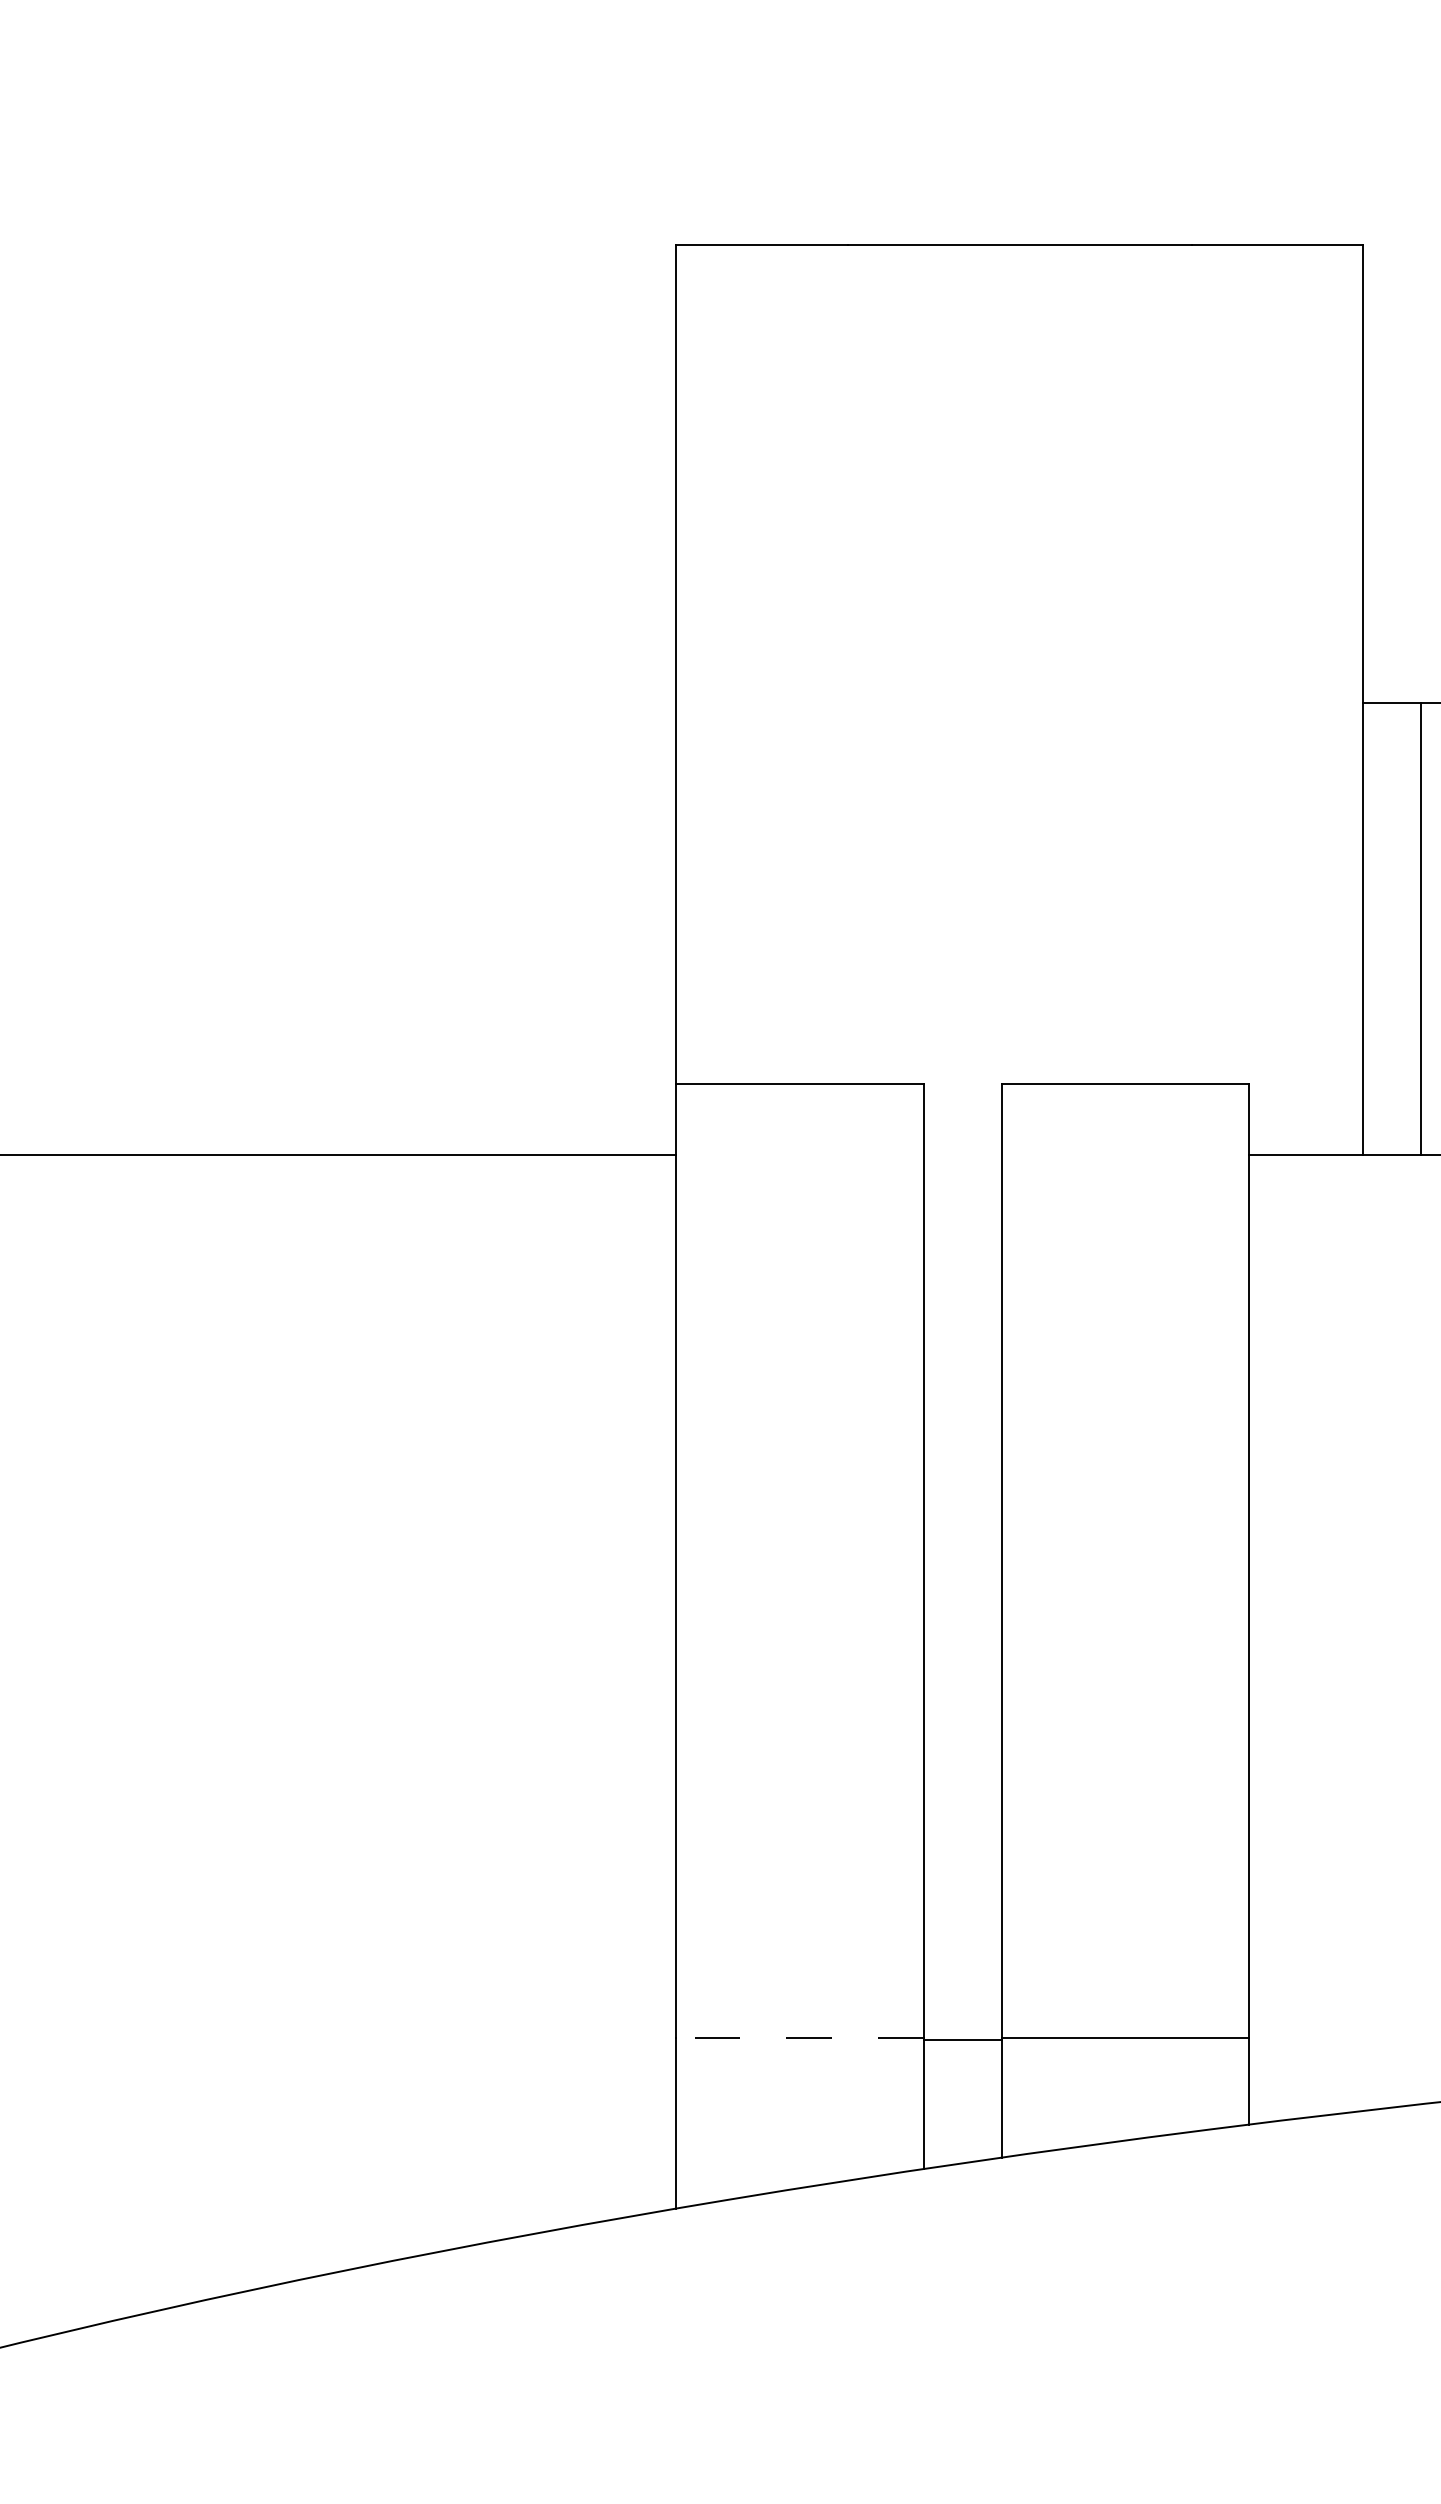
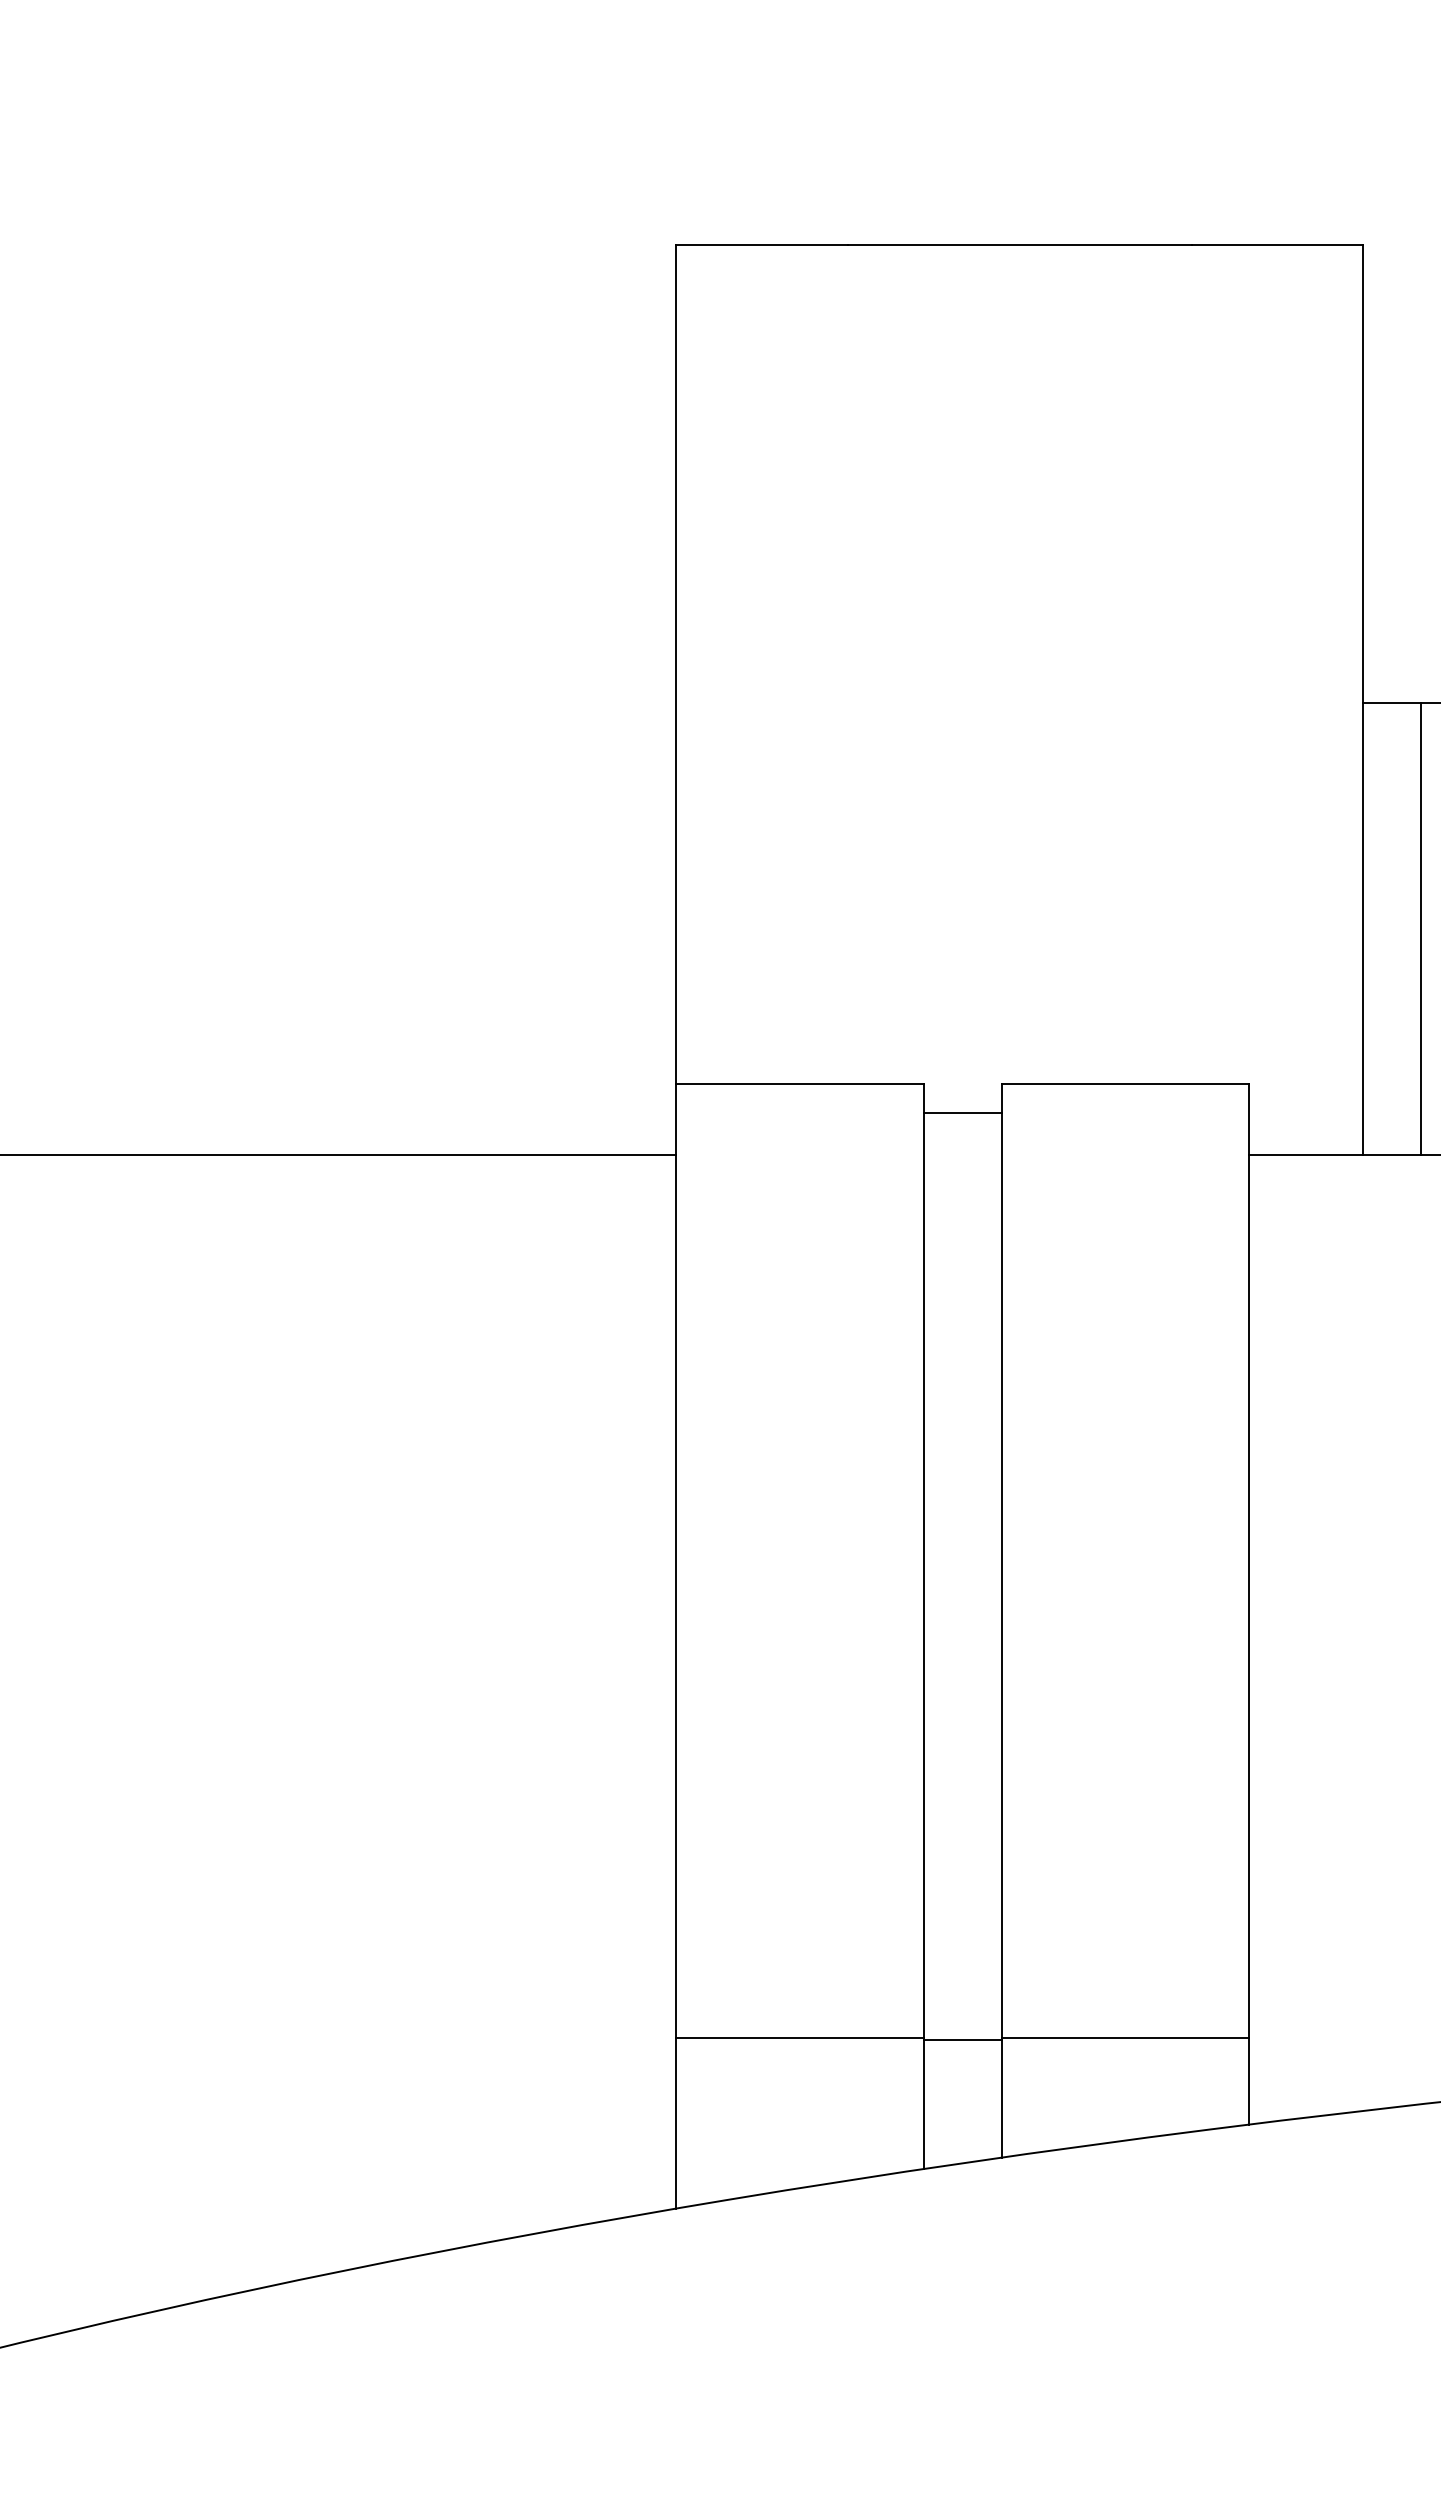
line: none -> present (962, 1112)
line: dashed -> solid (799, 2037)
